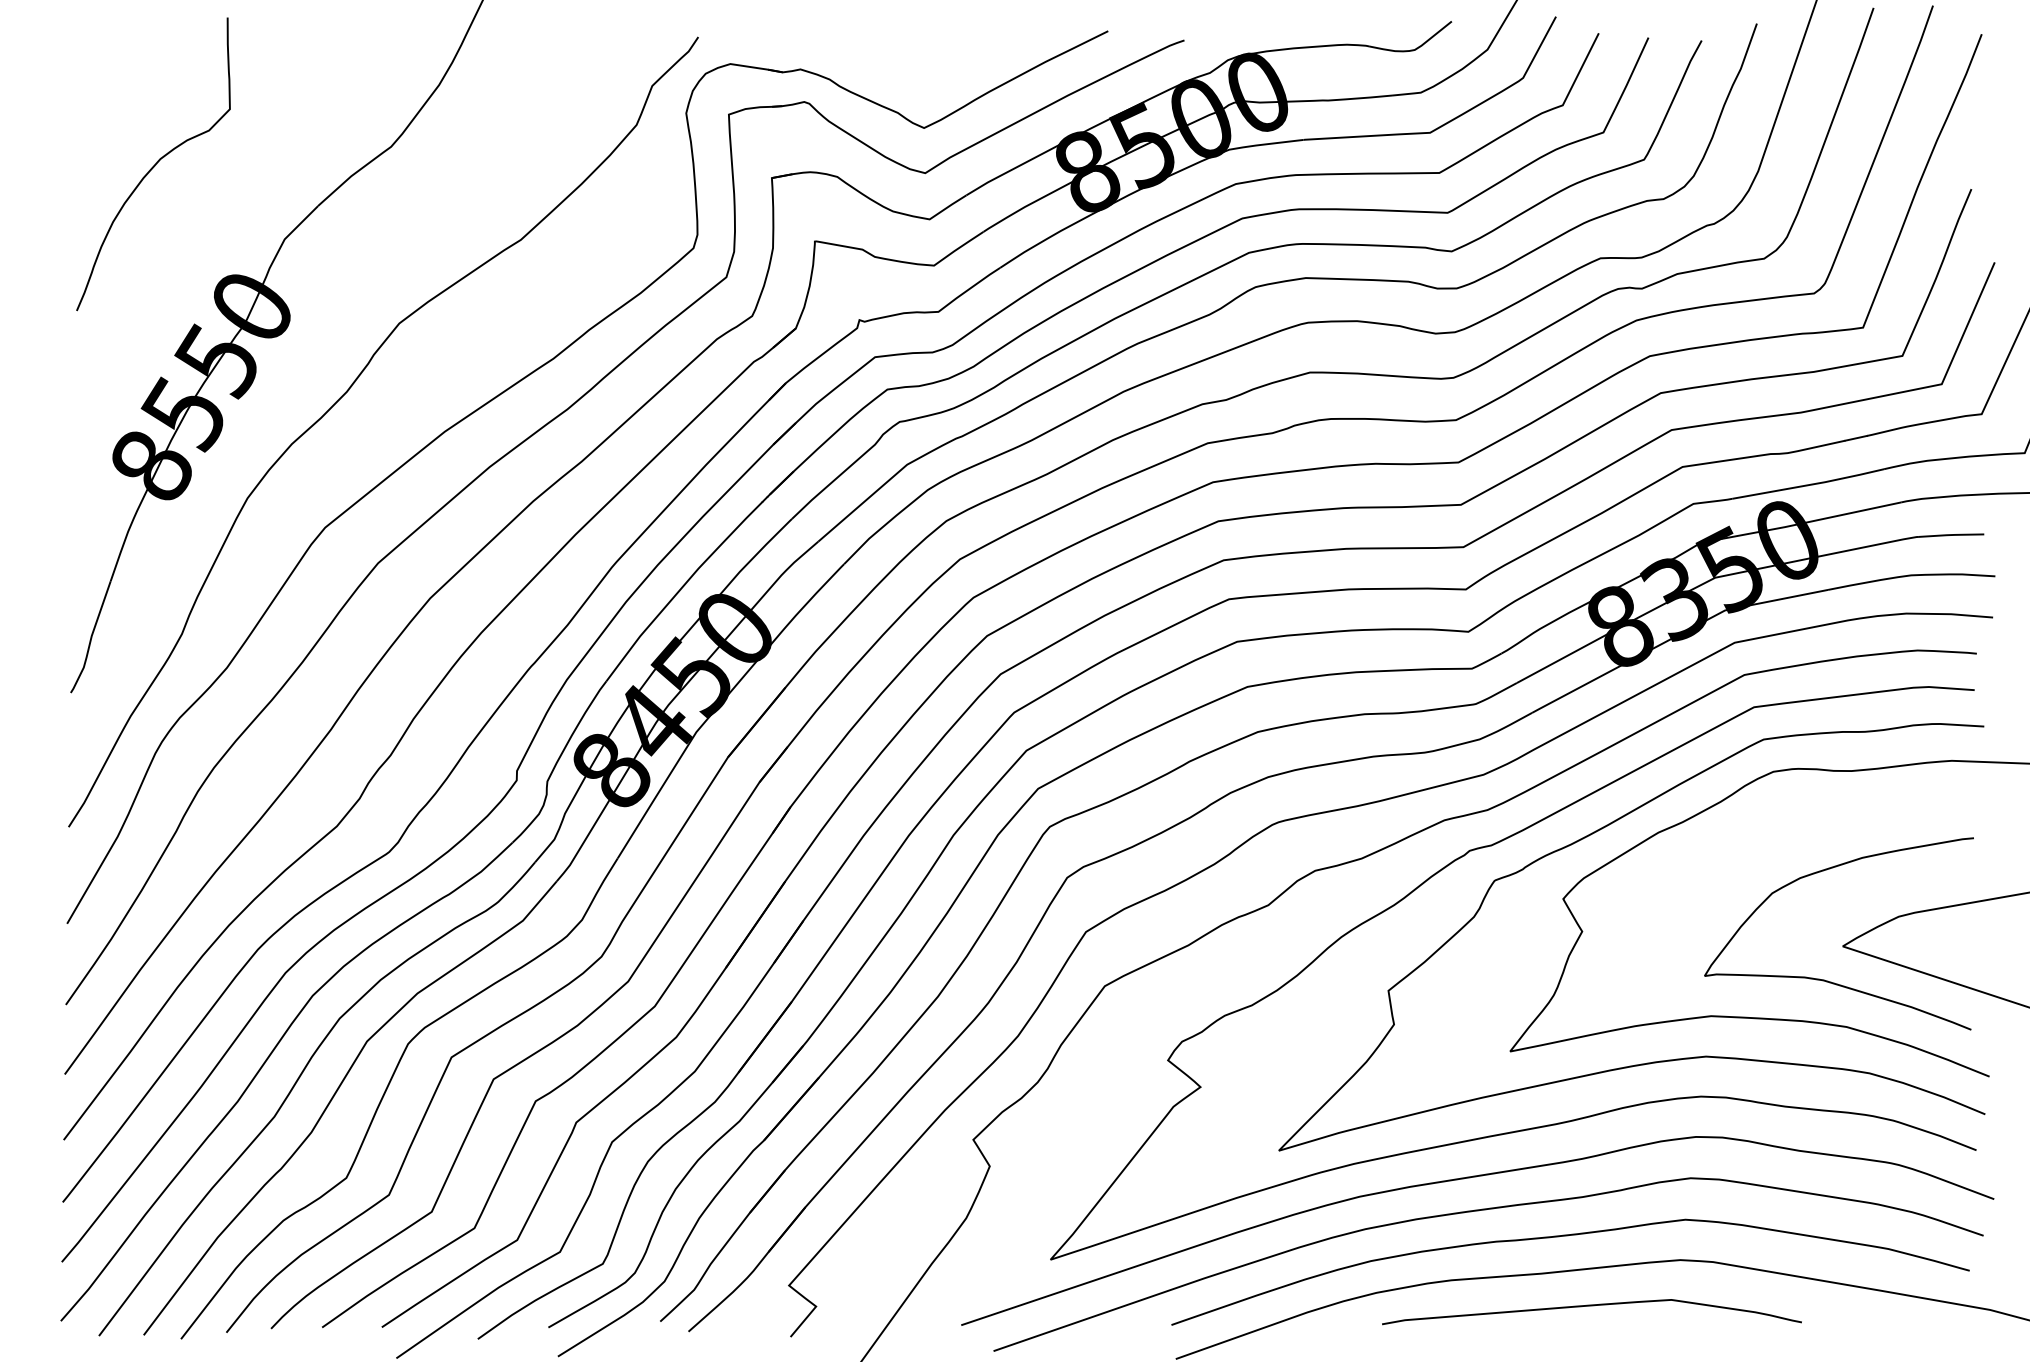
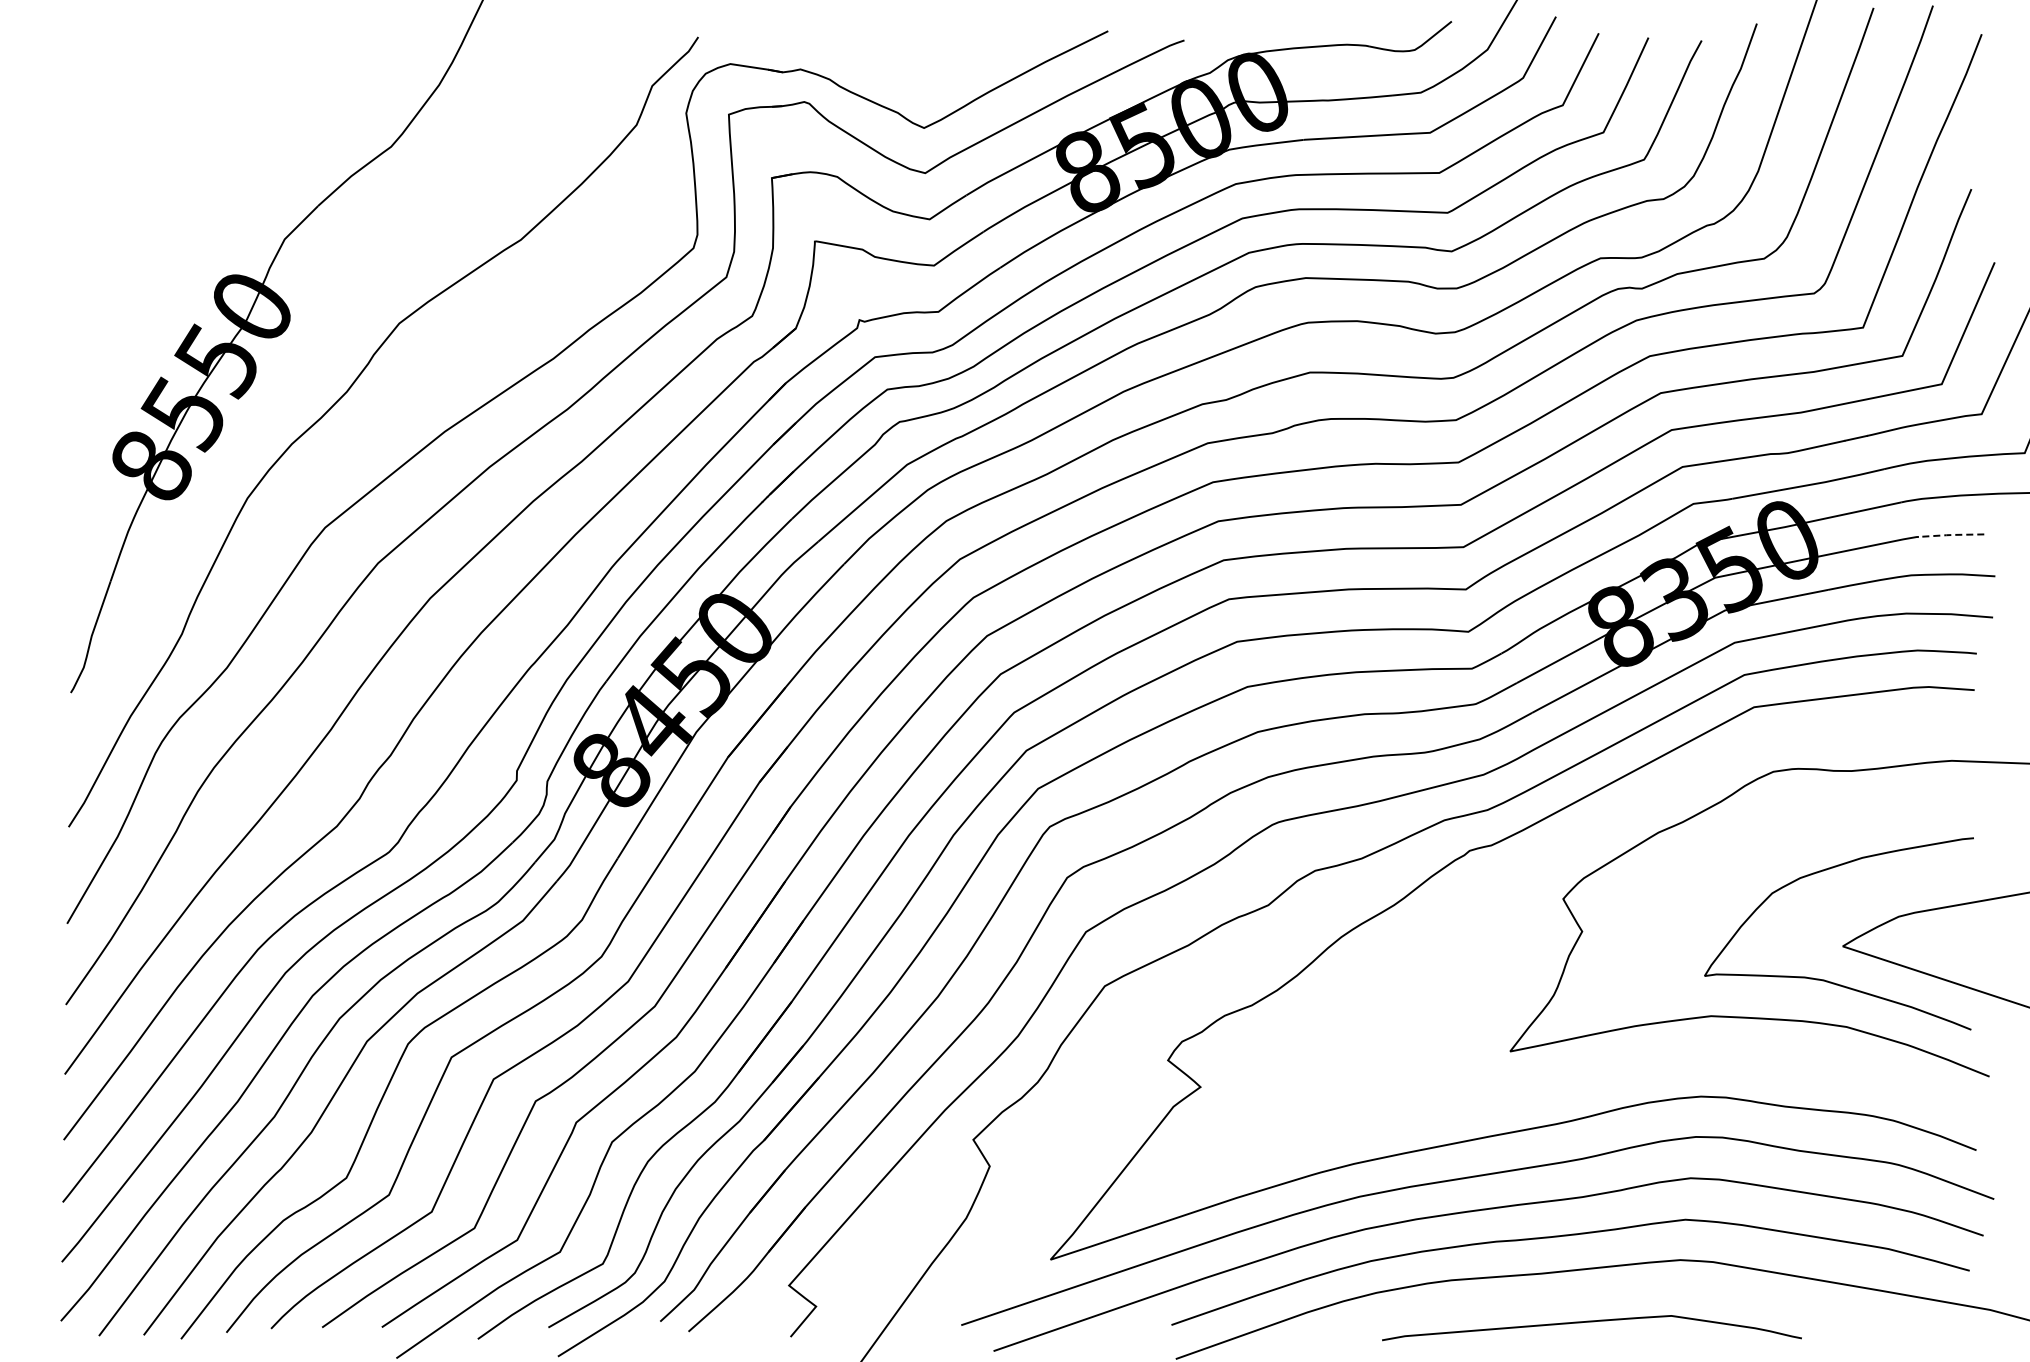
curve: present -> none (154, 164)
line: solid -> dashed (1951, 535)
curve: present -> none (1583, 839)
curve position: (1591, 1306) -> (1591, 1322) (1591, 1322)
